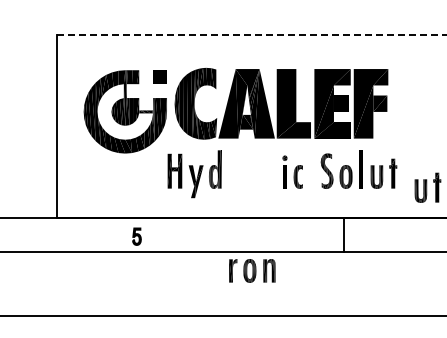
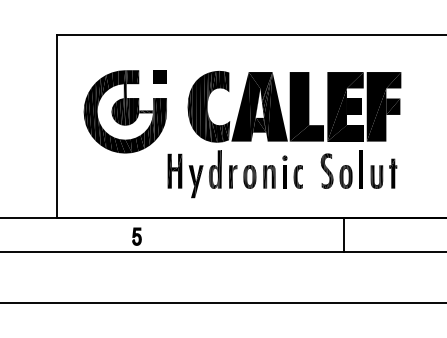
line: dashed -> solid (251, 34)
part position: (281, 103) -> (294, 106) (294, 106)
part: present -> none (427, 187)
part position: (252, 270) -> (252, 176) (252, 176)
line position: (222, 316) -> (222, 303) (222, 303)
